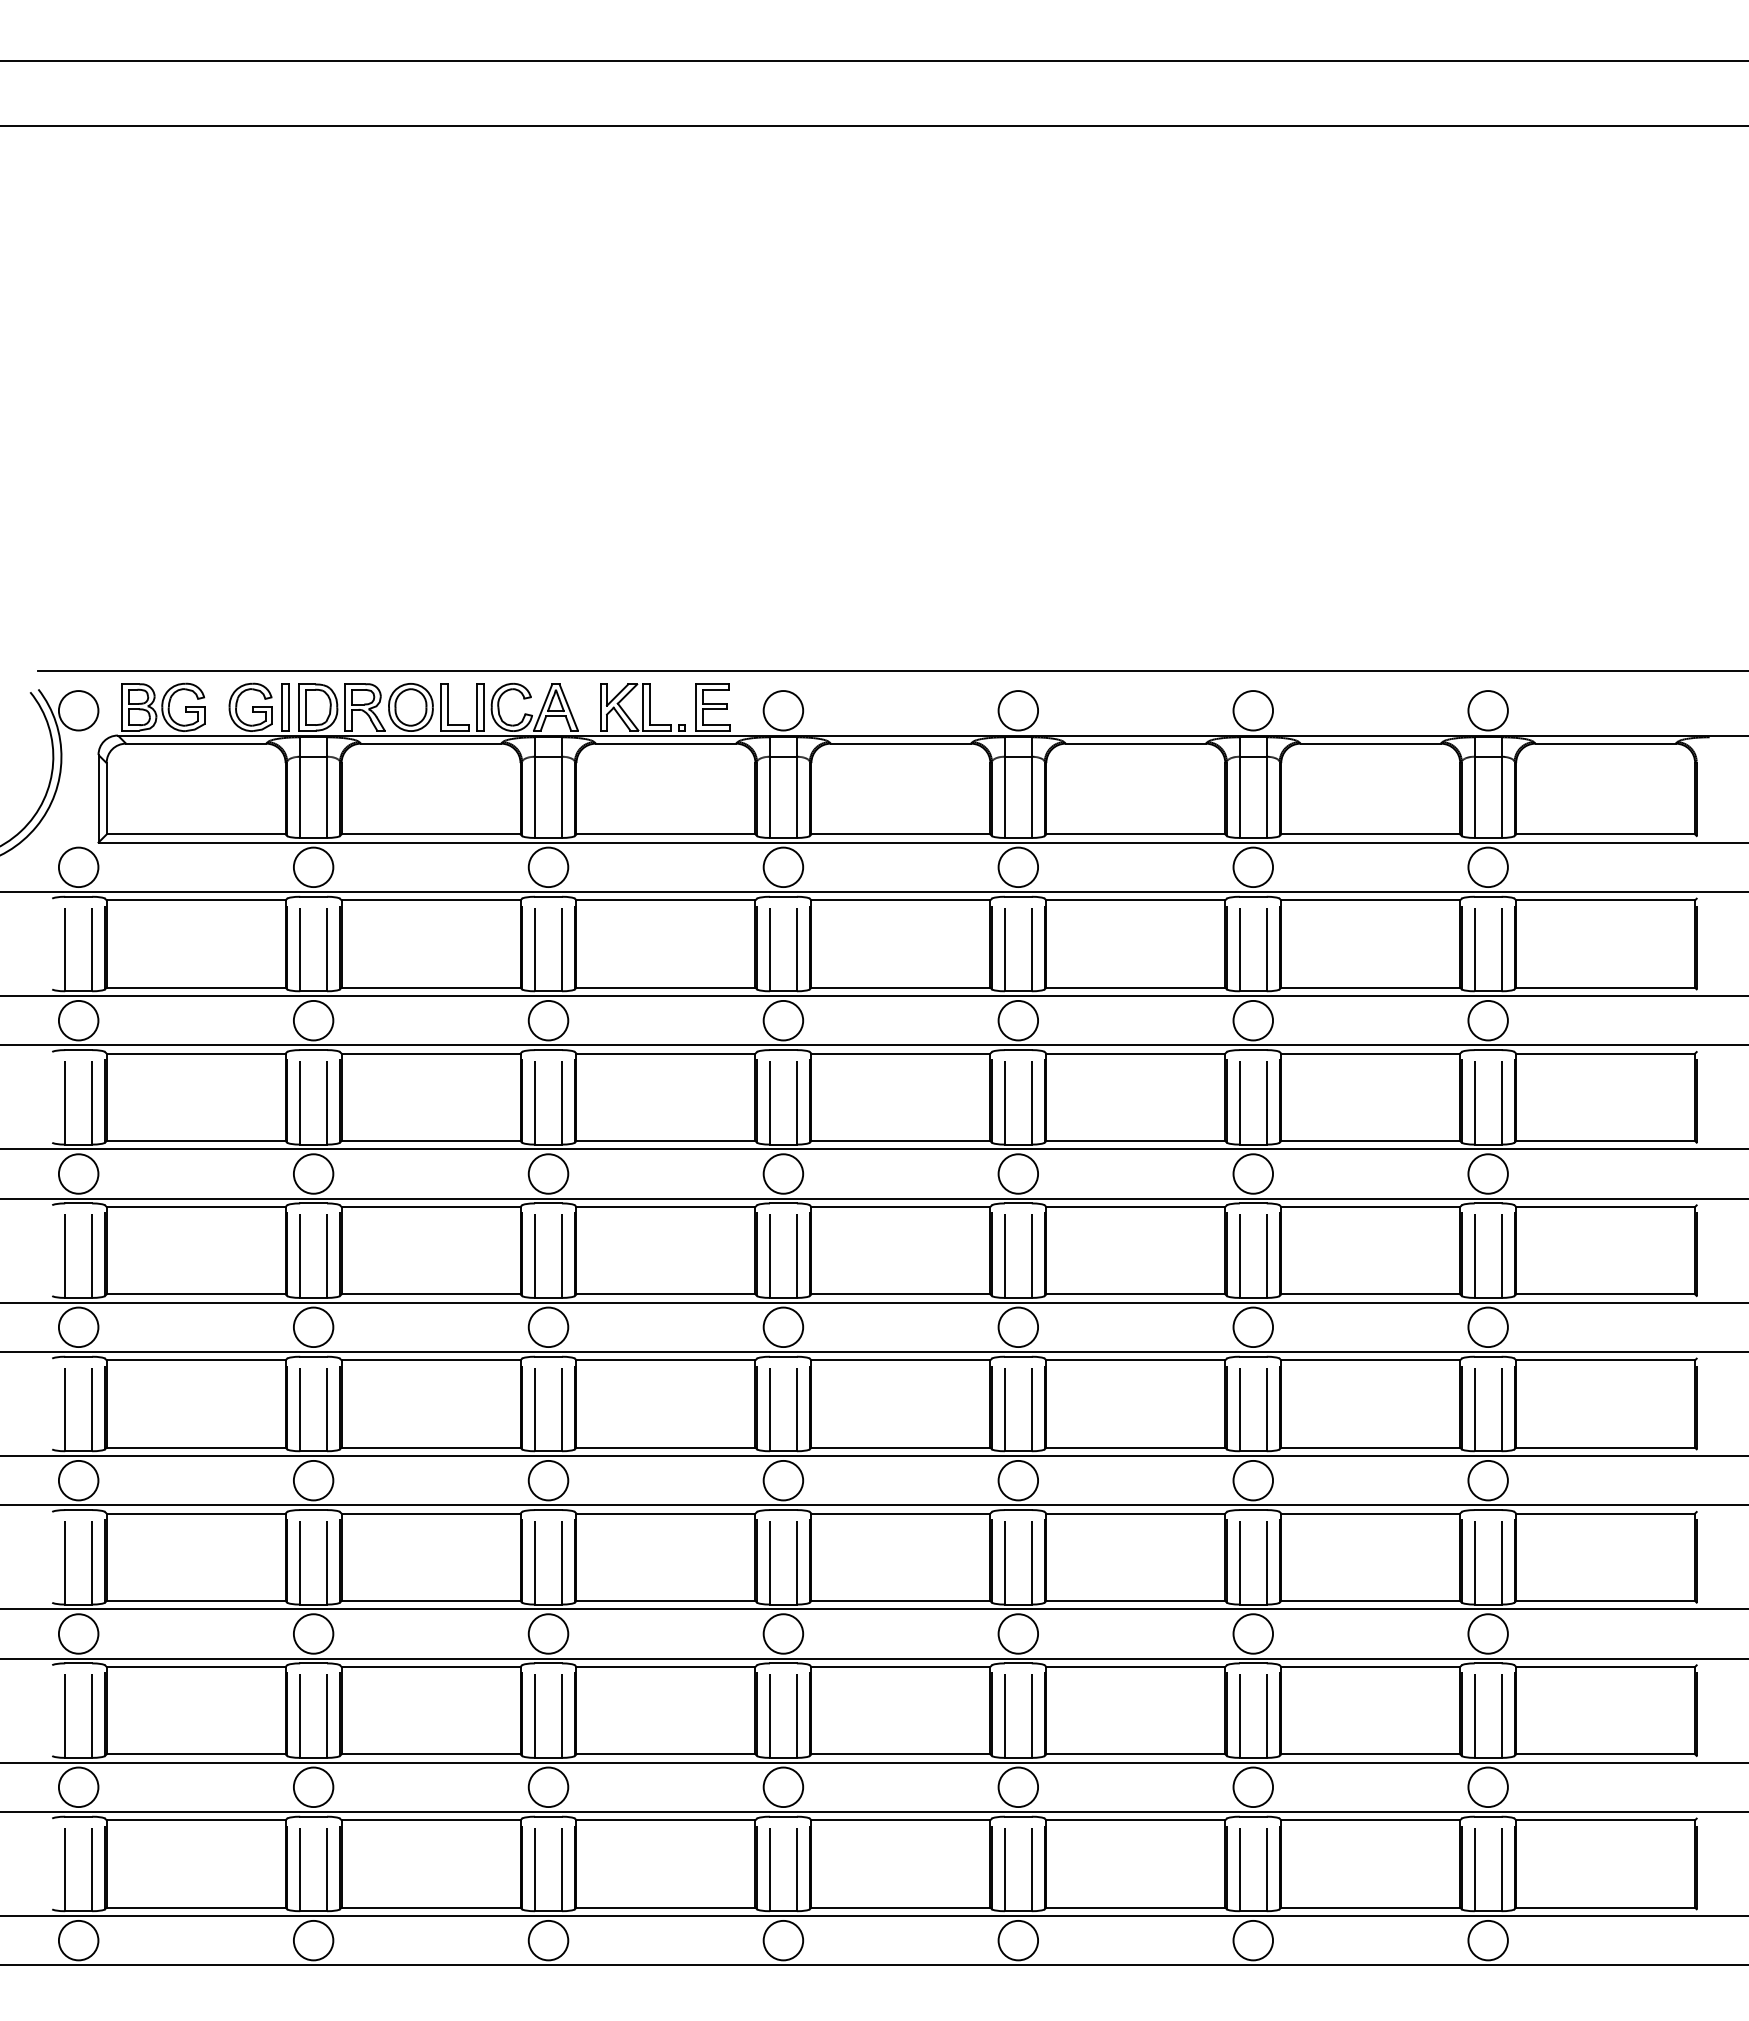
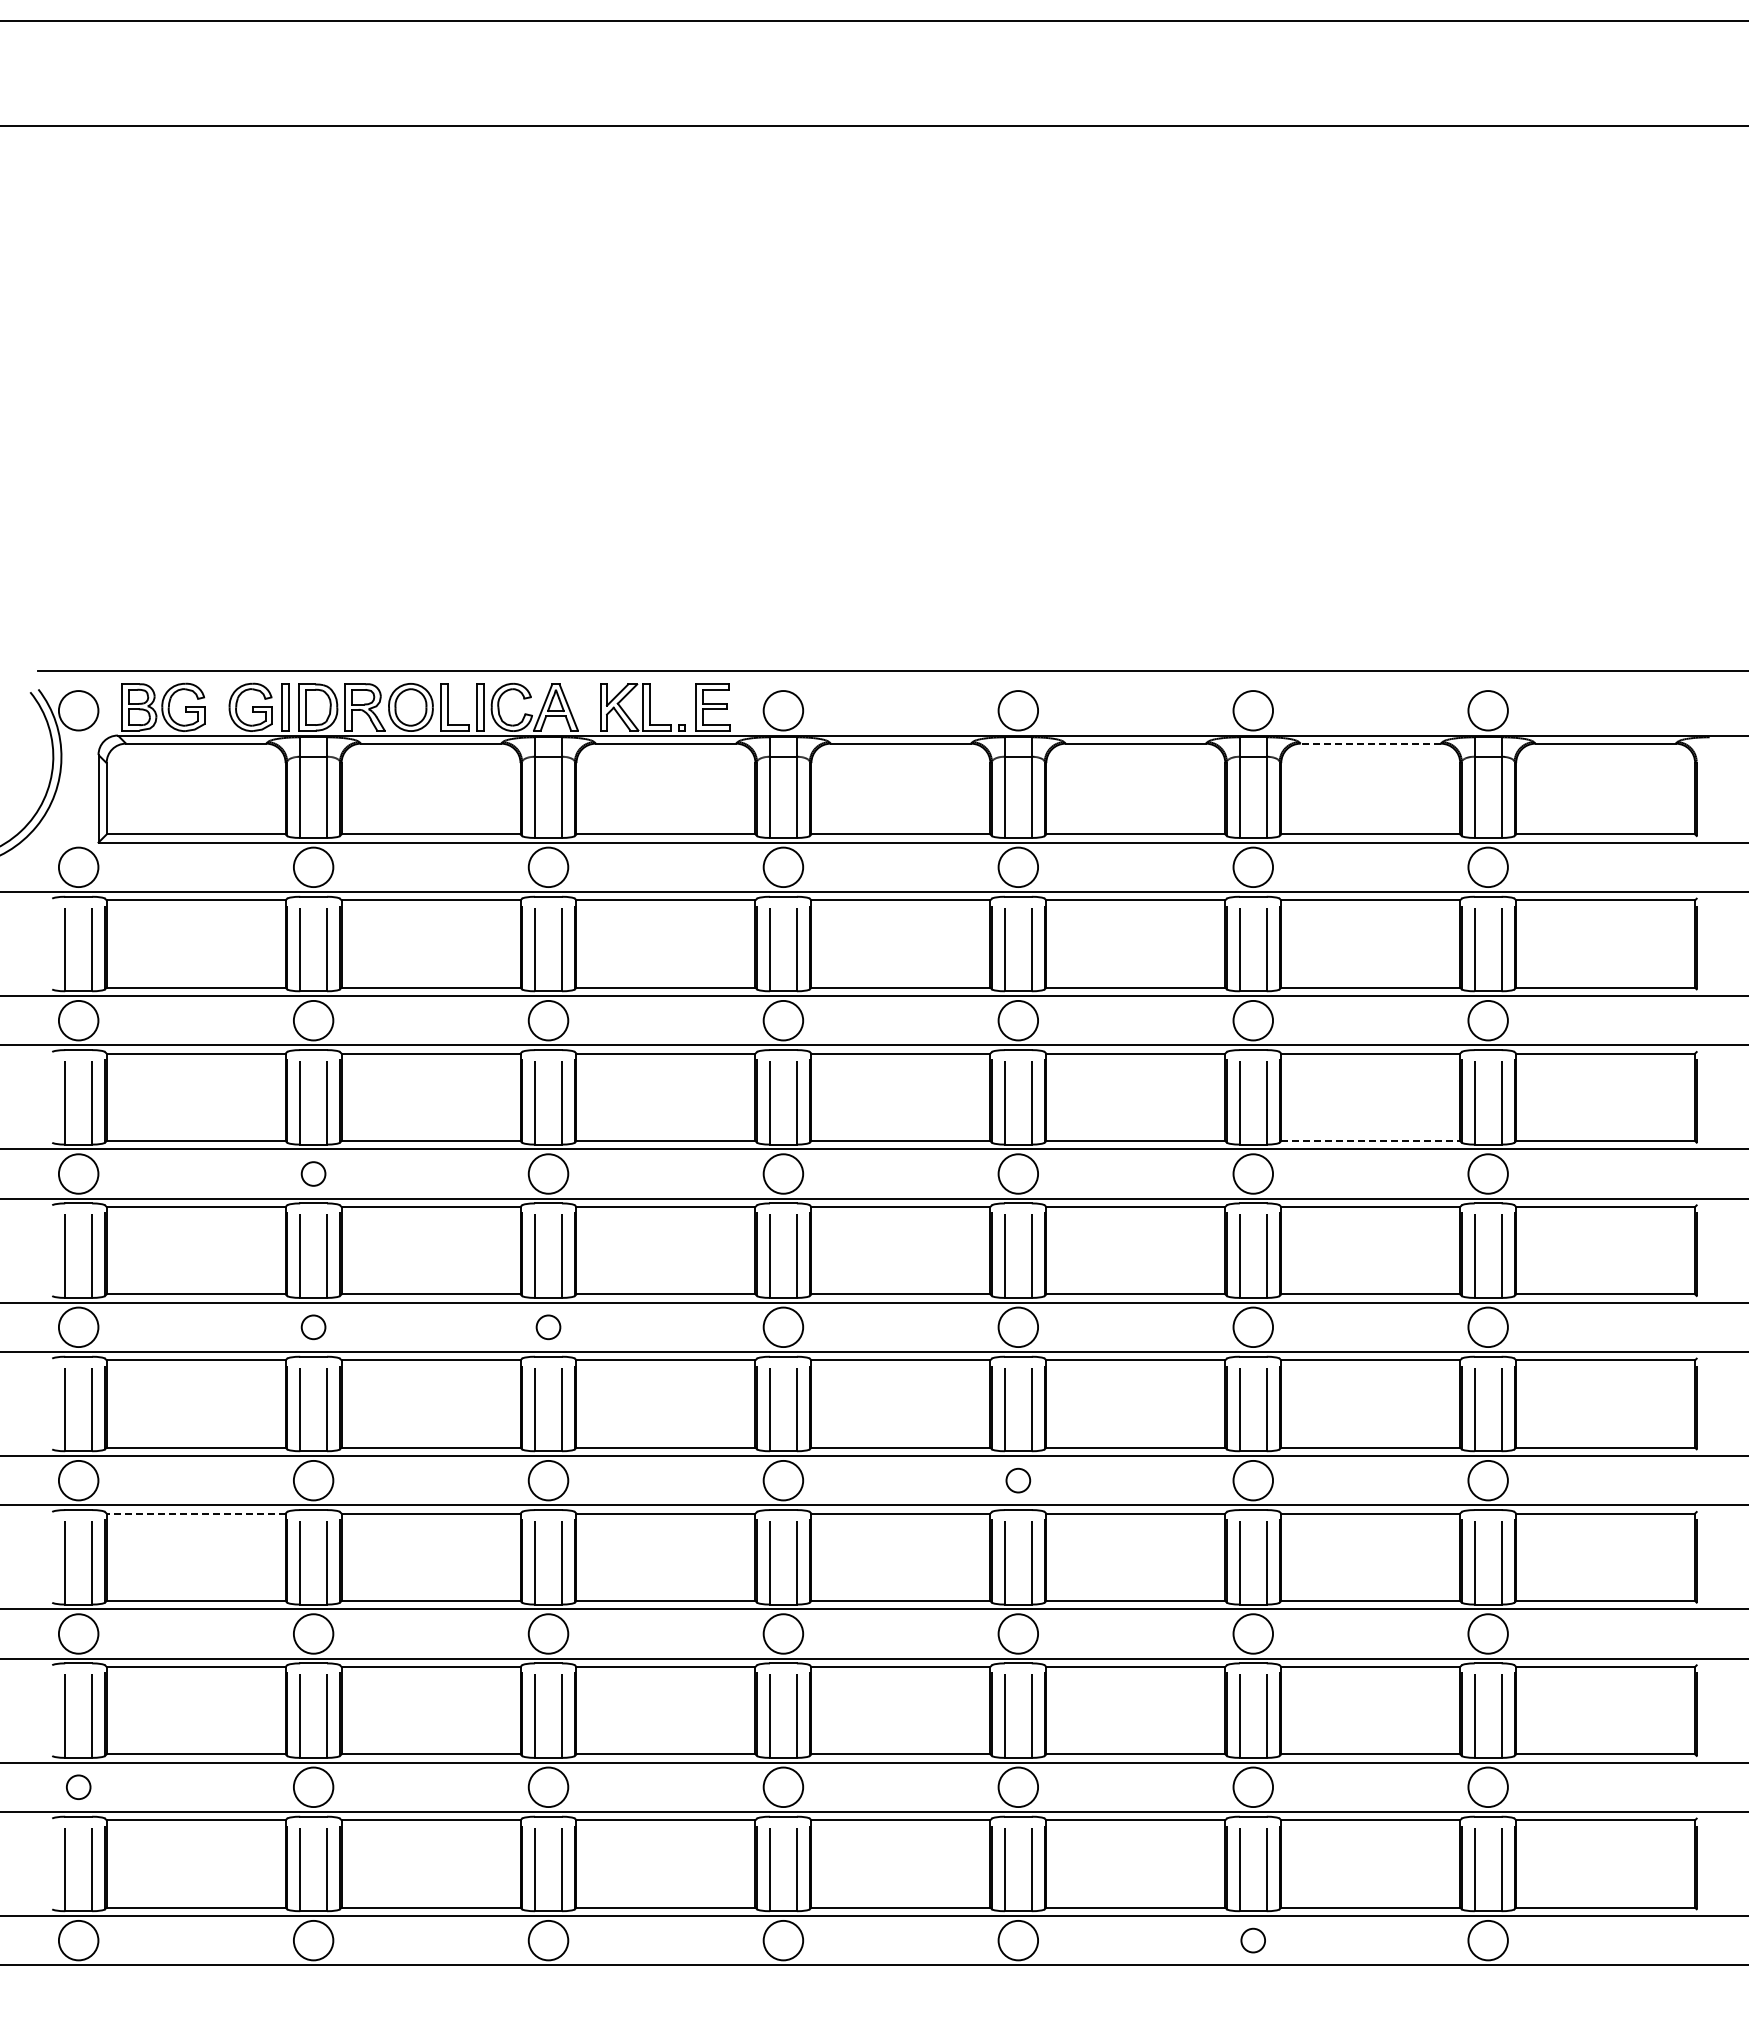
line position: (873, 60) -> (873, 20) (873, 20)
line: solid -> dashed (1370, 743)
line: solid -> dashed (1371, 1141)
circle diameter: 39 px -> 24 px (313, 1173)
circle diameter: 39 px -> 24 px (313, 1327)
circle diameter: 39 px -> 24 px (548, 1327)
circle diameter: 39 px -> 24 px (1018, 1480)
line: solid -> dashed (195, 1513)
circle diameter: 39 px -> 24 px (78, 1787)
circle diameter: 39 px -> 24 px (1253, 1940)
